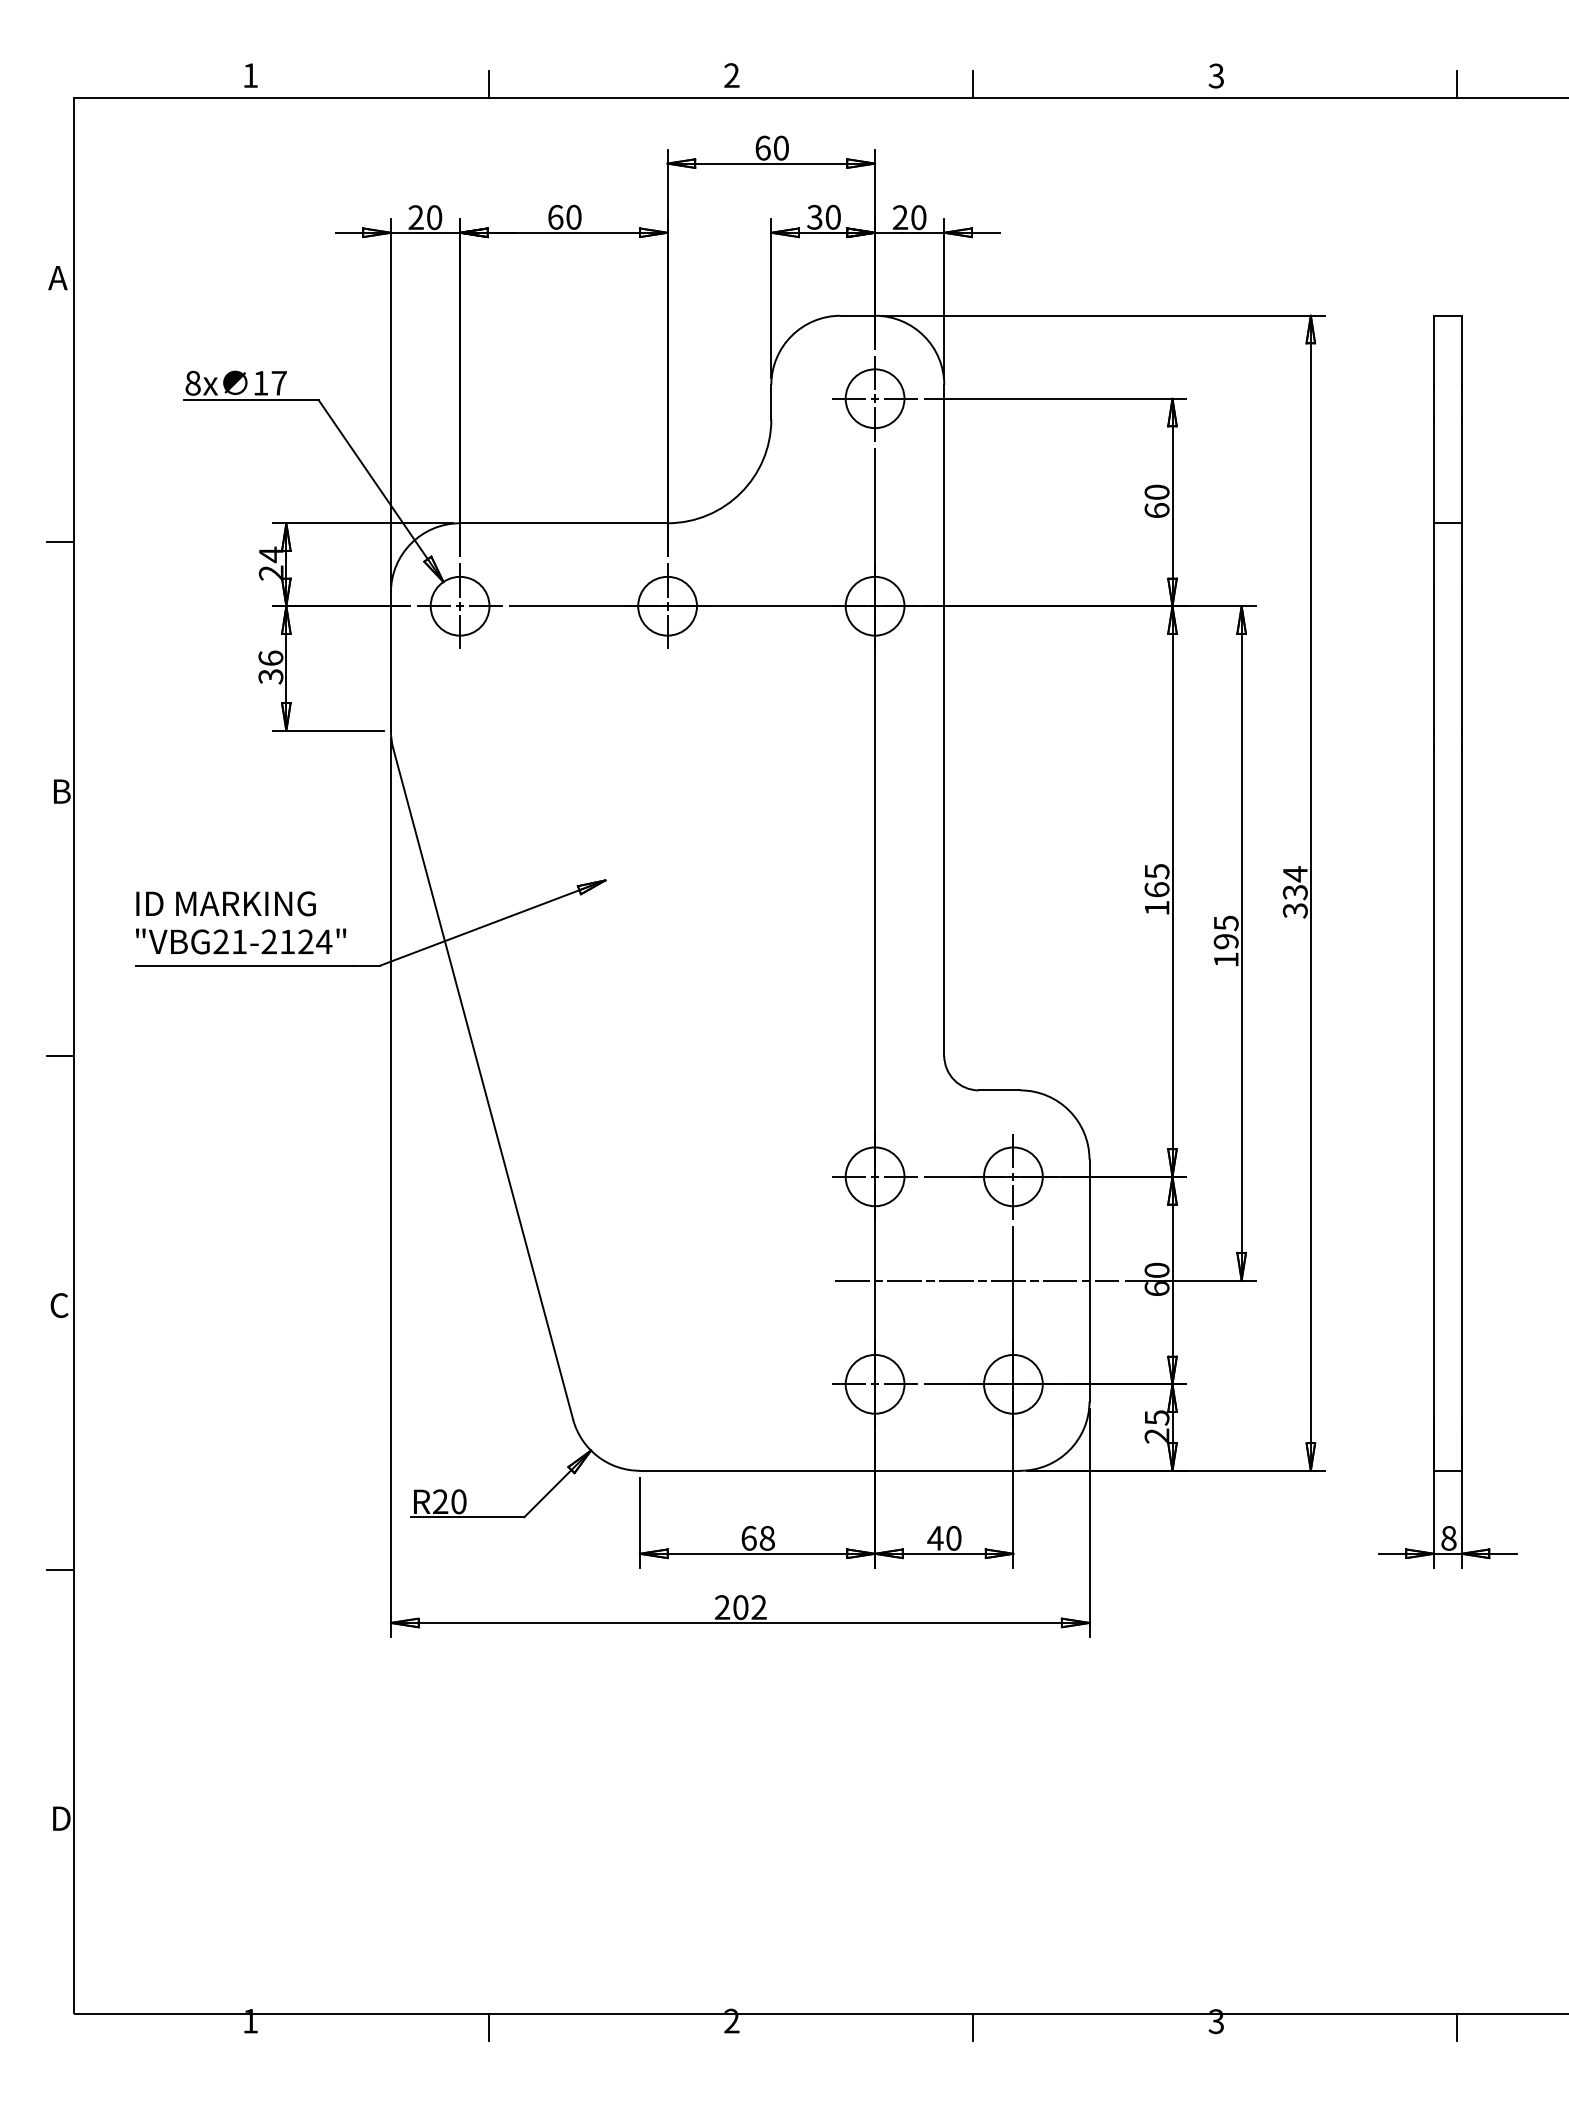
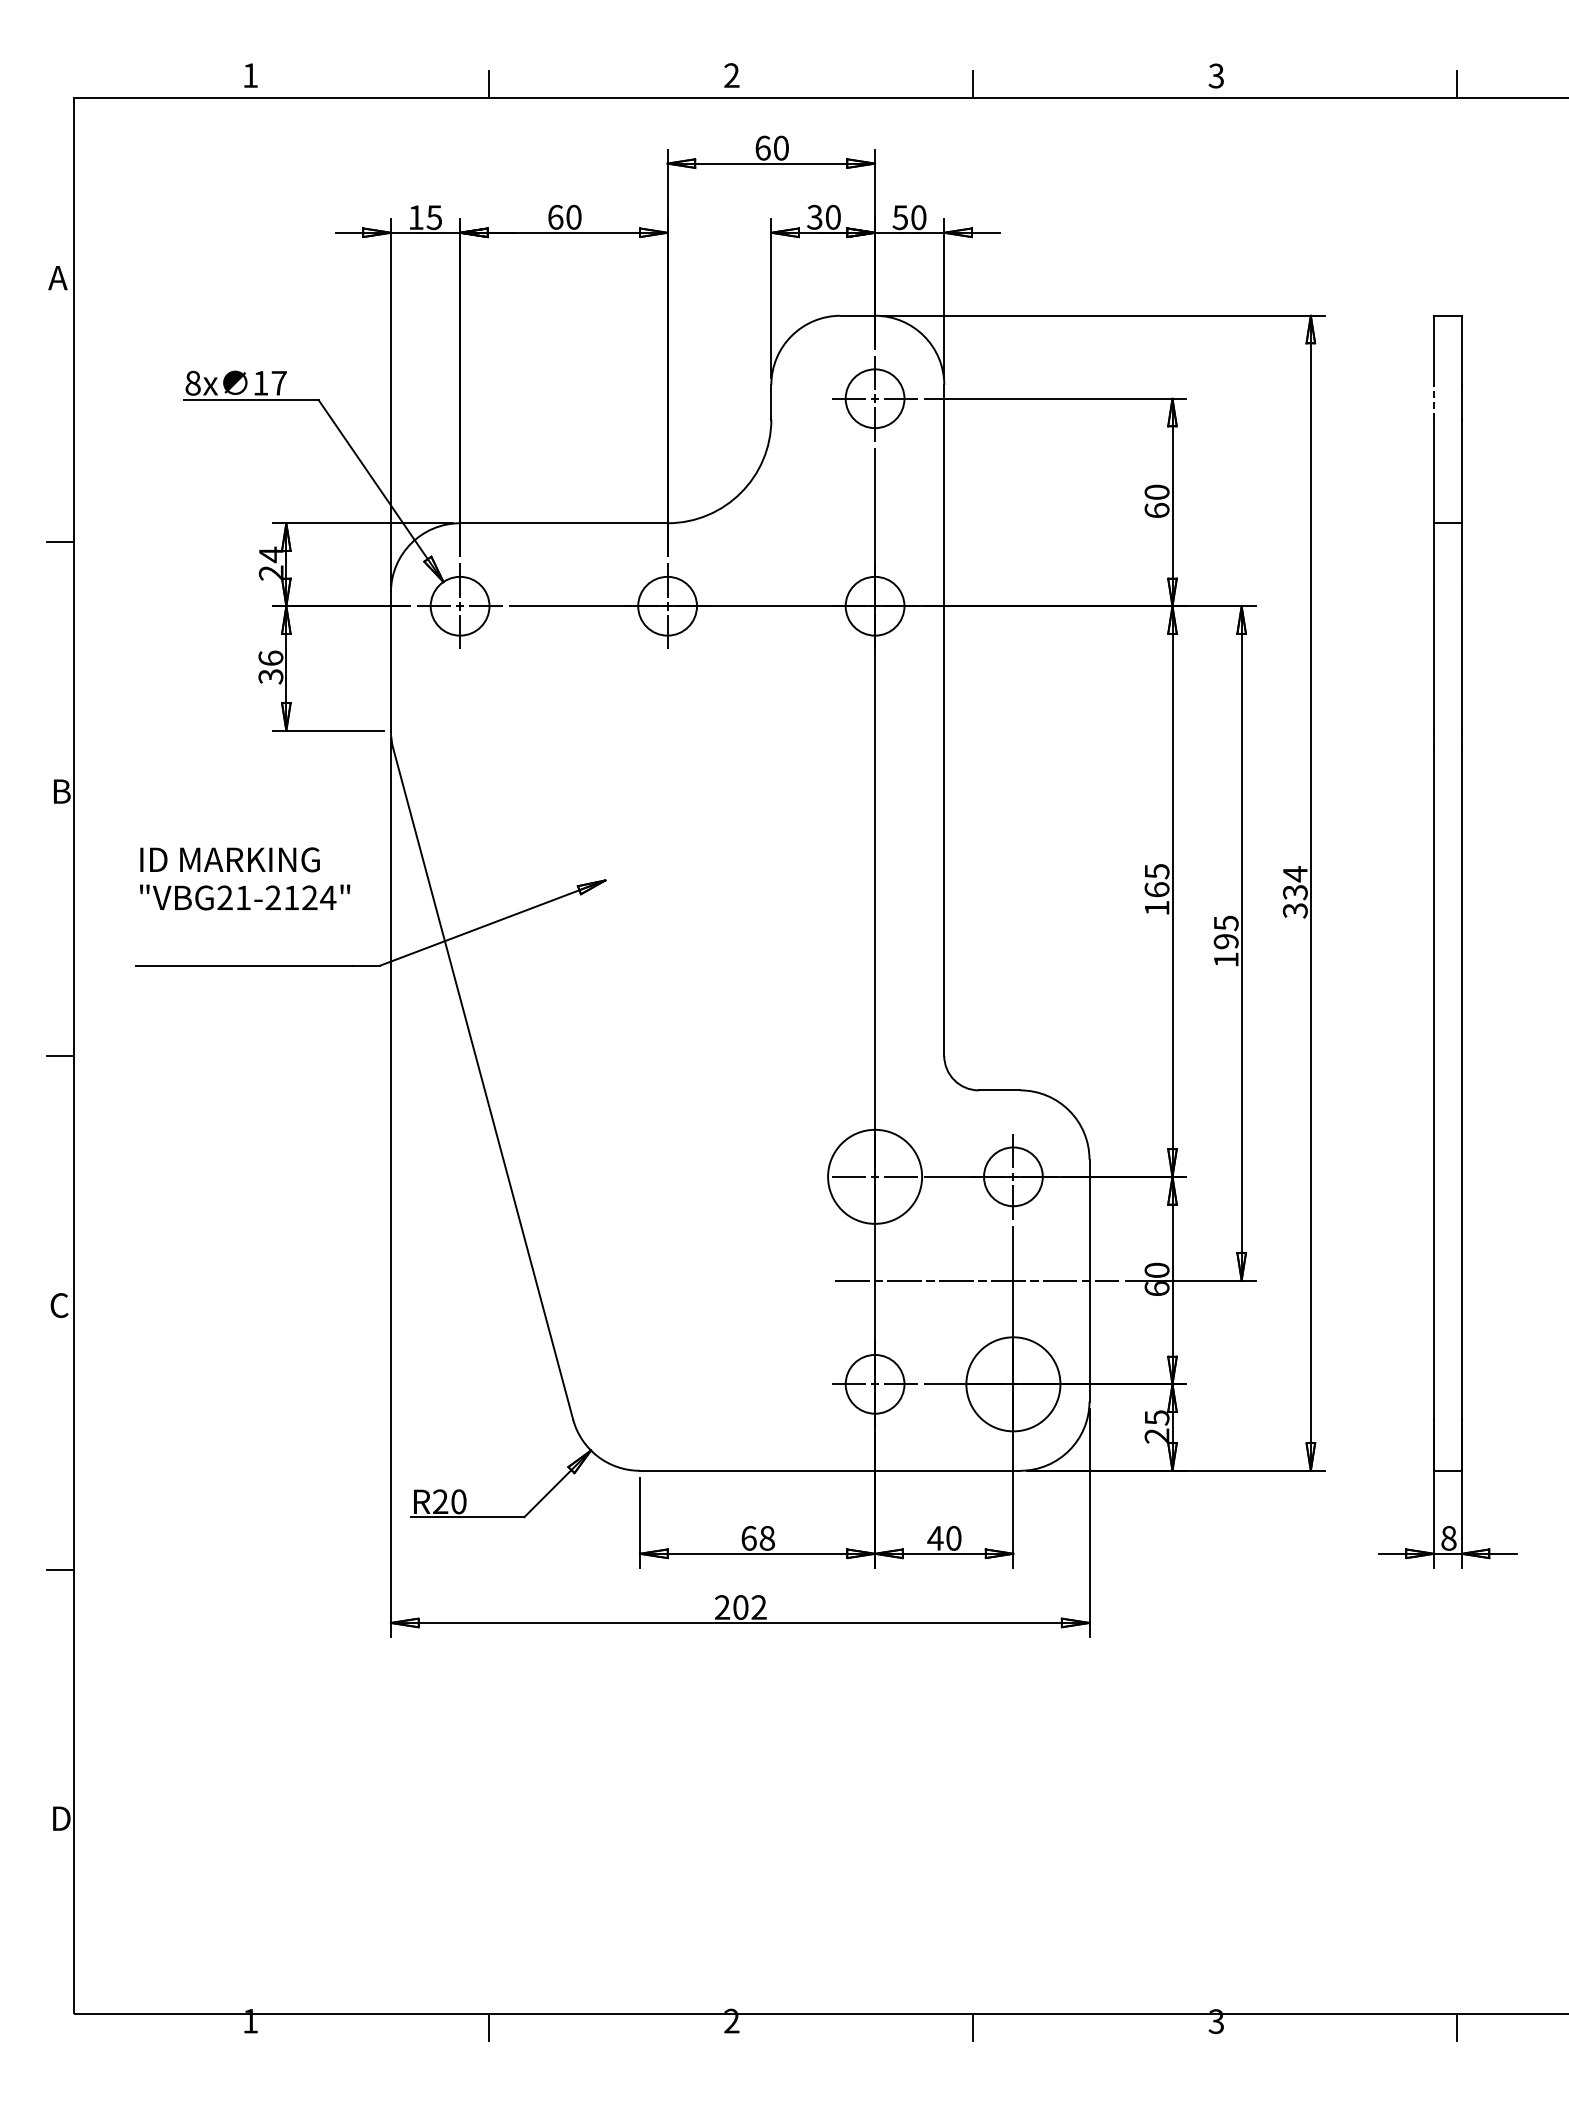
text: 20 -> 15 (425, 217)
text: 20 -> 50 (900, 217)
line: solid -> dashed (1434, 401)
text position: (241, 922) -> (245, 878) (245, 878)
circle diameter: 59 px -> 94 px (875, 1176)
circle diameter: 59 px -> 94 px (1013, 1384)
